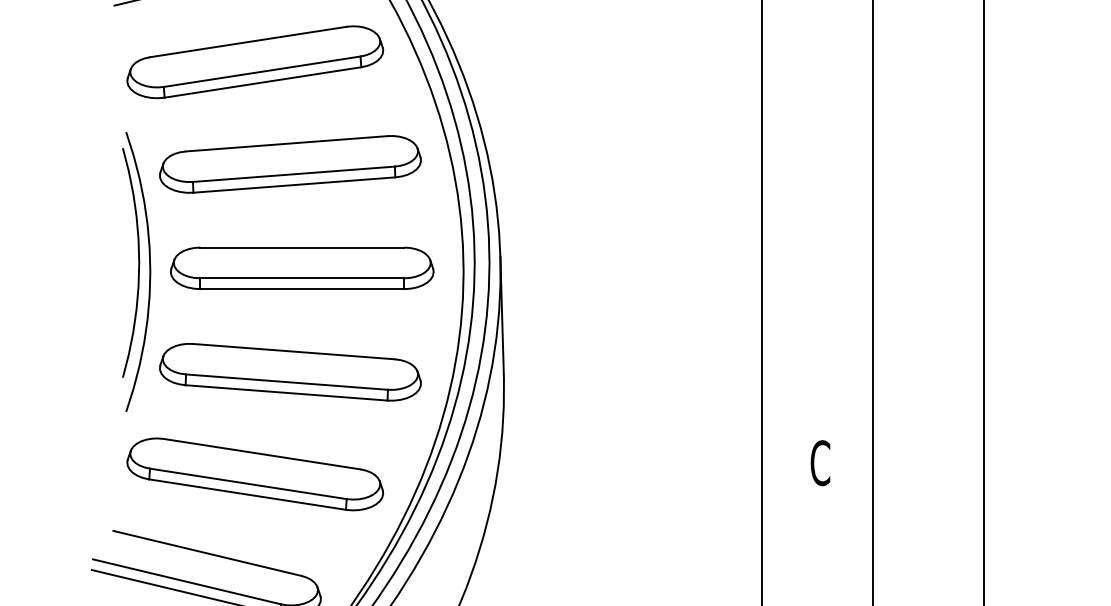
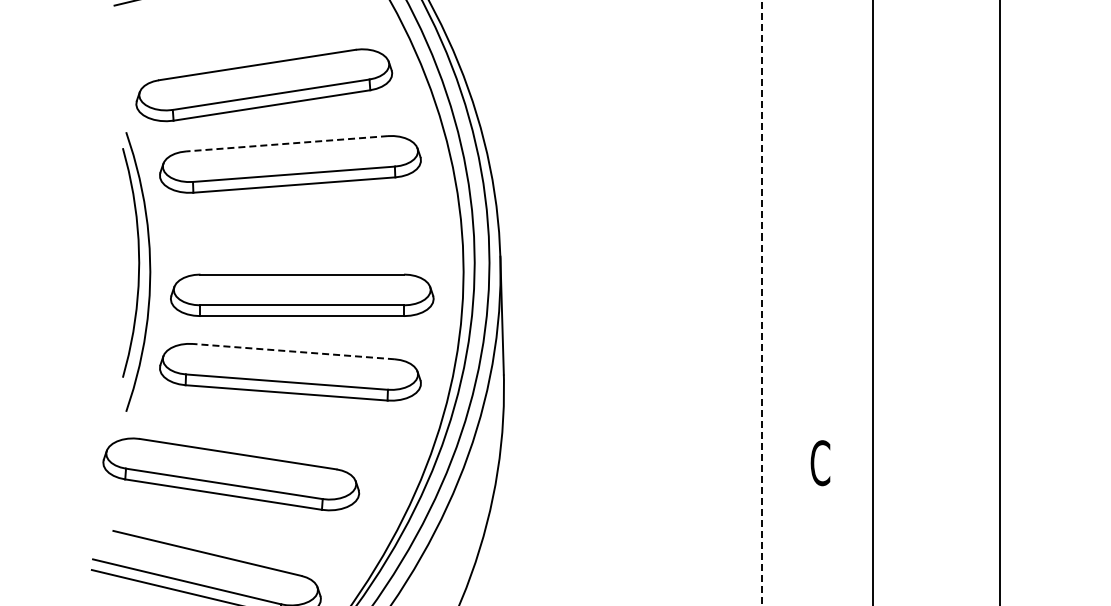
part position: (255, 62) -> (264, 85) (264, 85)
line: solid -> dashed (286, 143)
part position: (302, 267) -> (302, 294) (302, 294)
line: solid -> dashed (761, 302)
line position: (983, 302) -> (999, 302) (999, 302)
line: solid -> dashed (293, 351)
part position: (255, 474) -> (231, 474) (231, 474)
